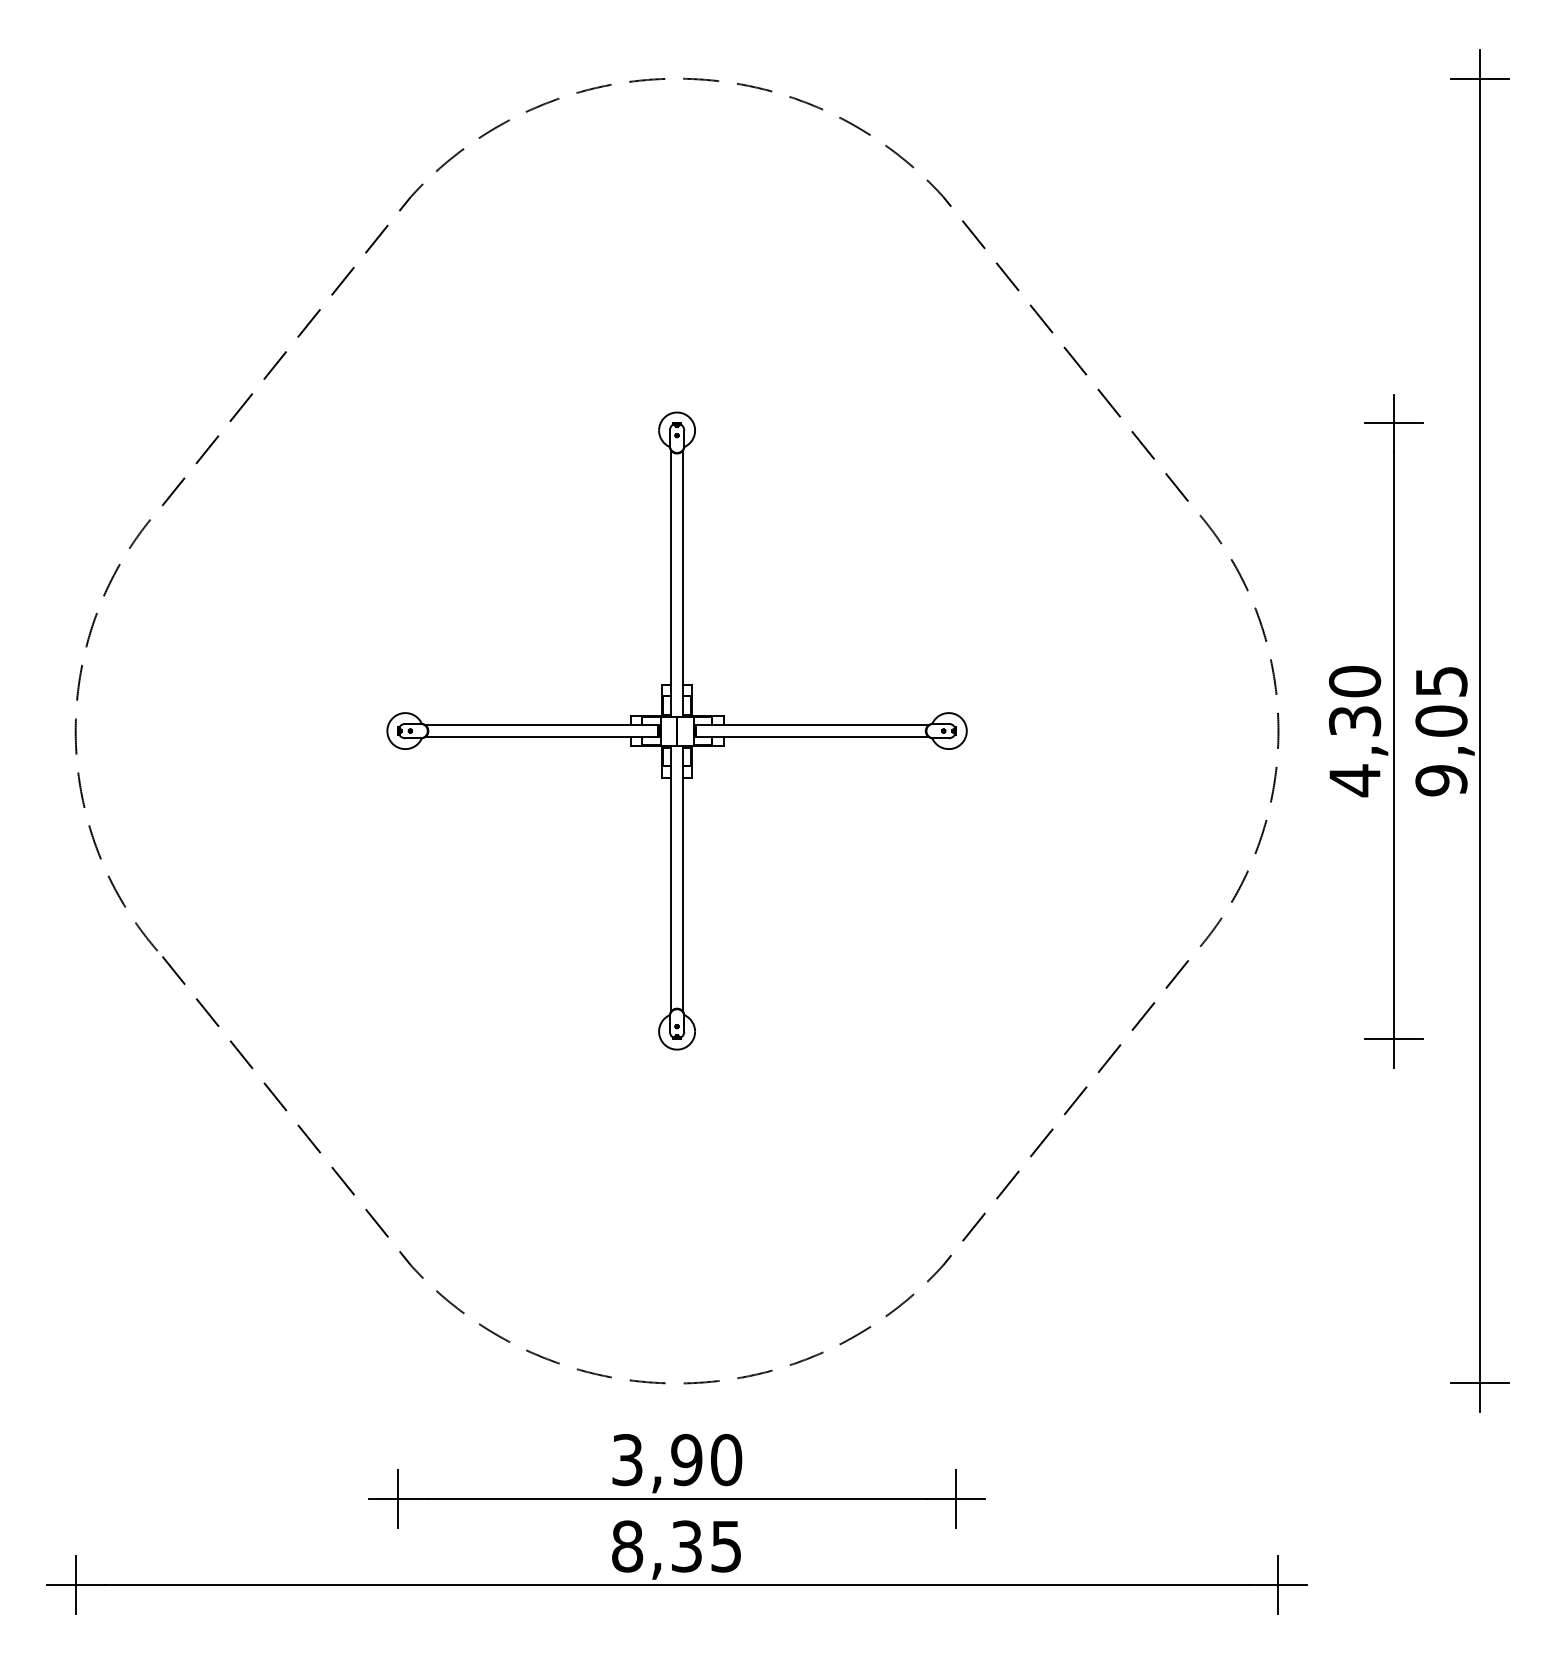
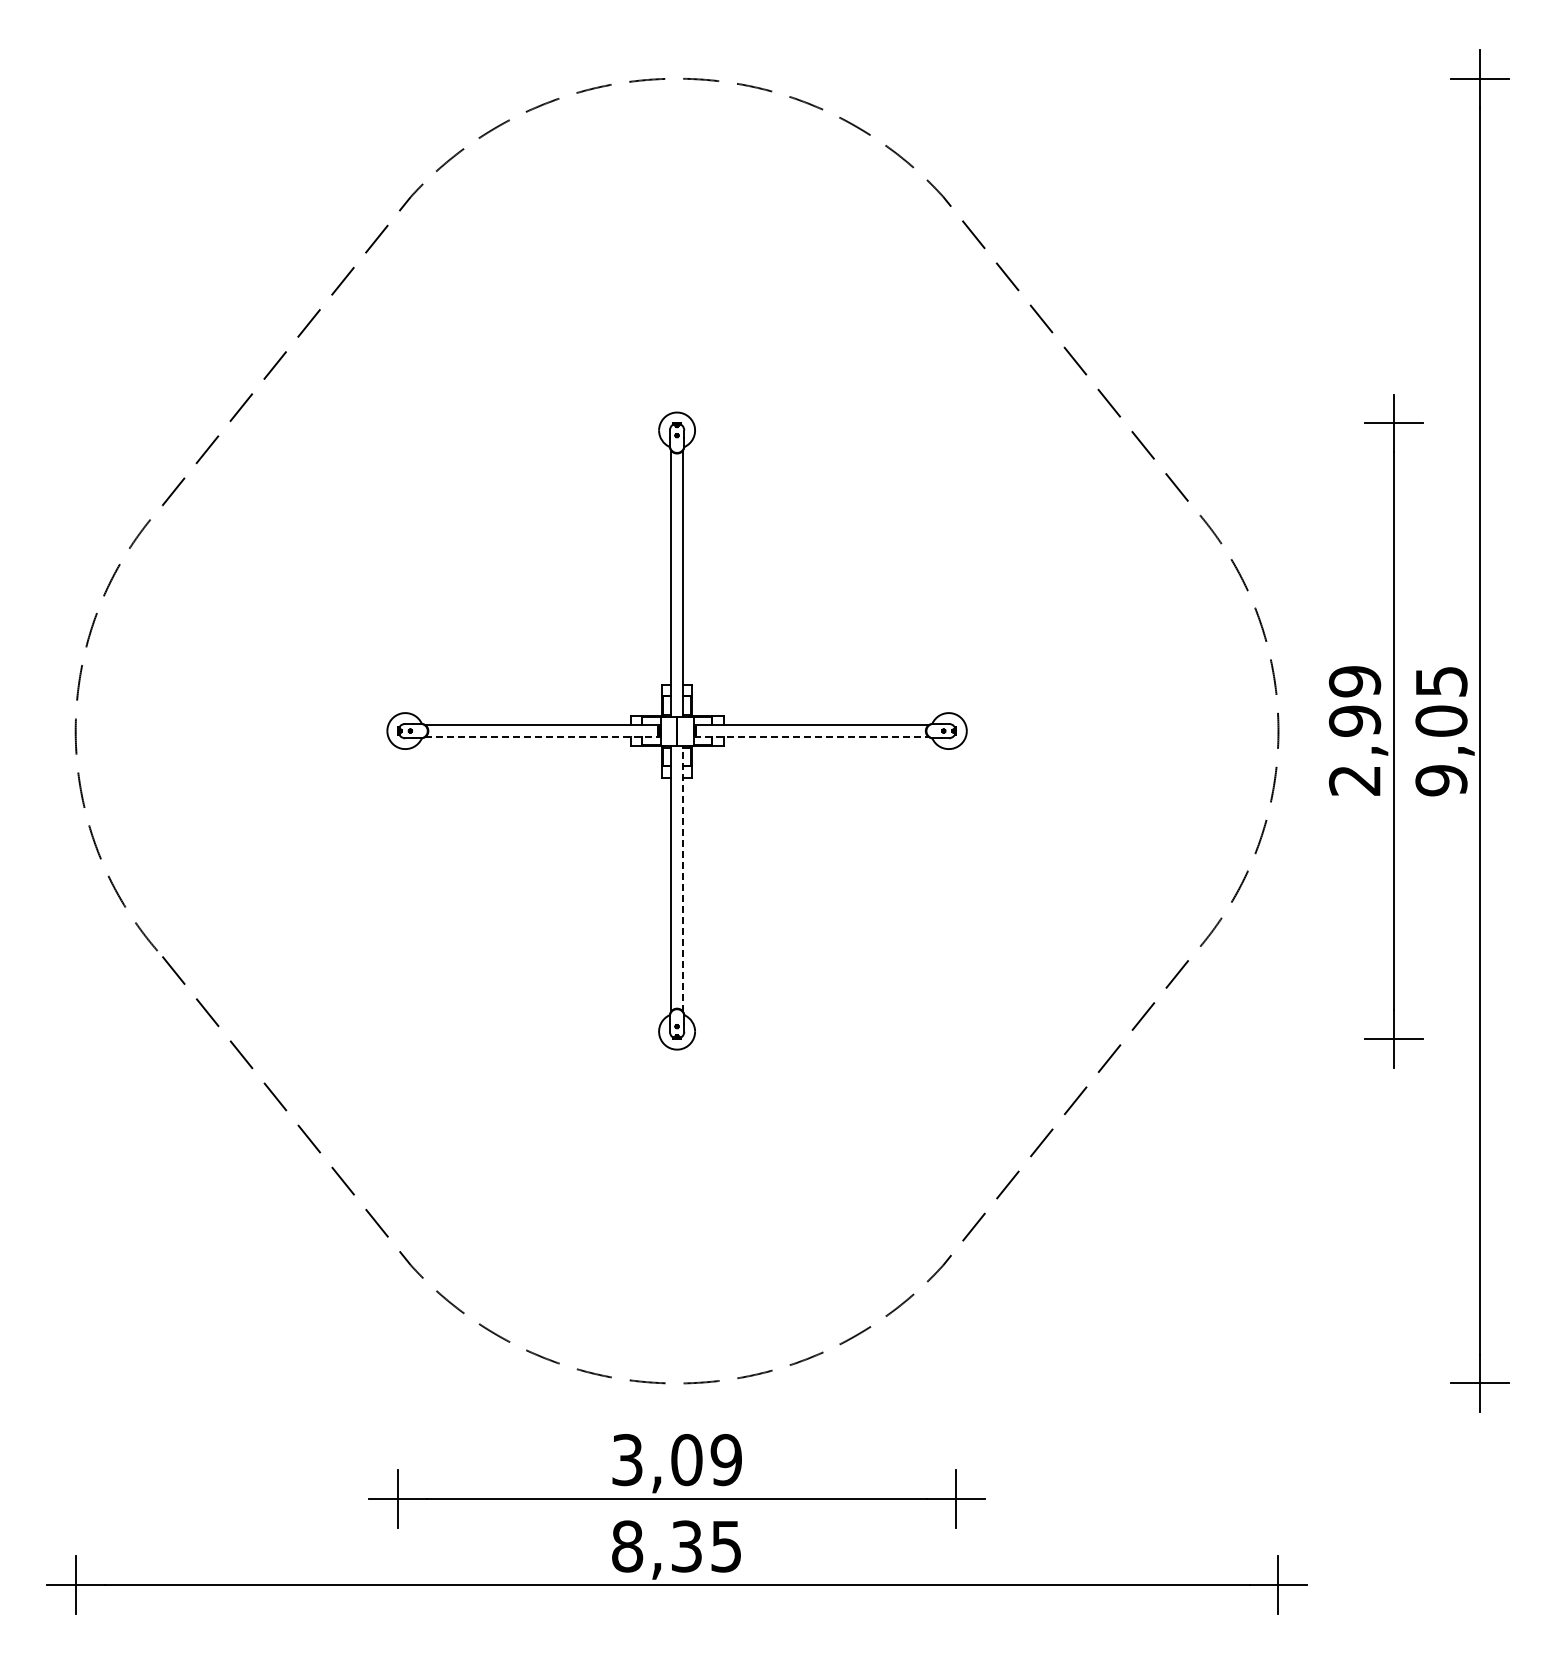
text: 4,30 -> 2,99 (1354, 731)
line: solid -> dashed (542, 737)
line: solid -> dashed (811, 737)
line: solid -> dashed (683, 878)
text: 3,90 -> 3,09 (706, 1460)
